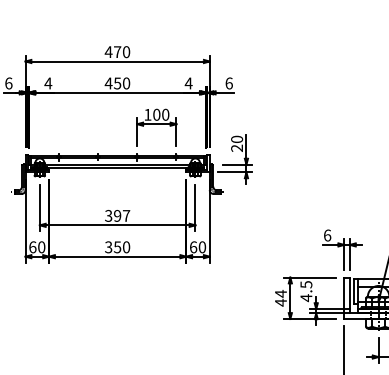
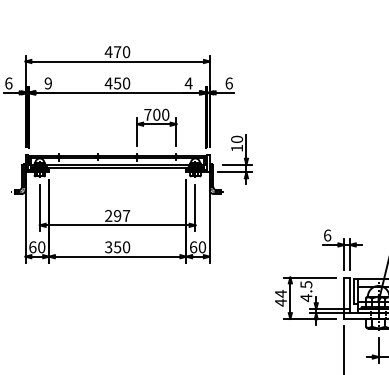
text: 4 -> 9 (48, 83)
text: 100 -> 700 (147, 114)
text: 20 -> 10 (236, 147)
text: 397 -> 297 (108, 215)
